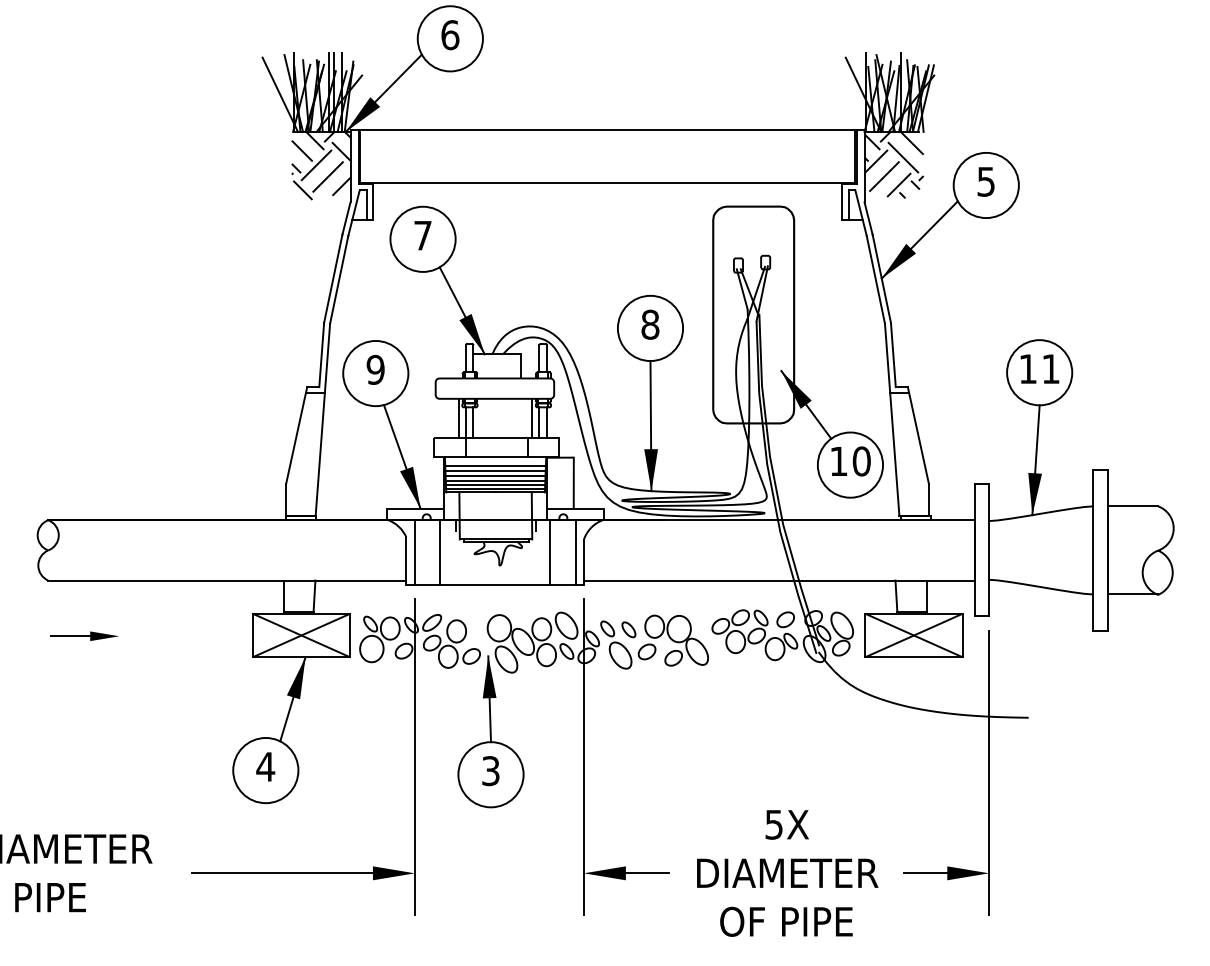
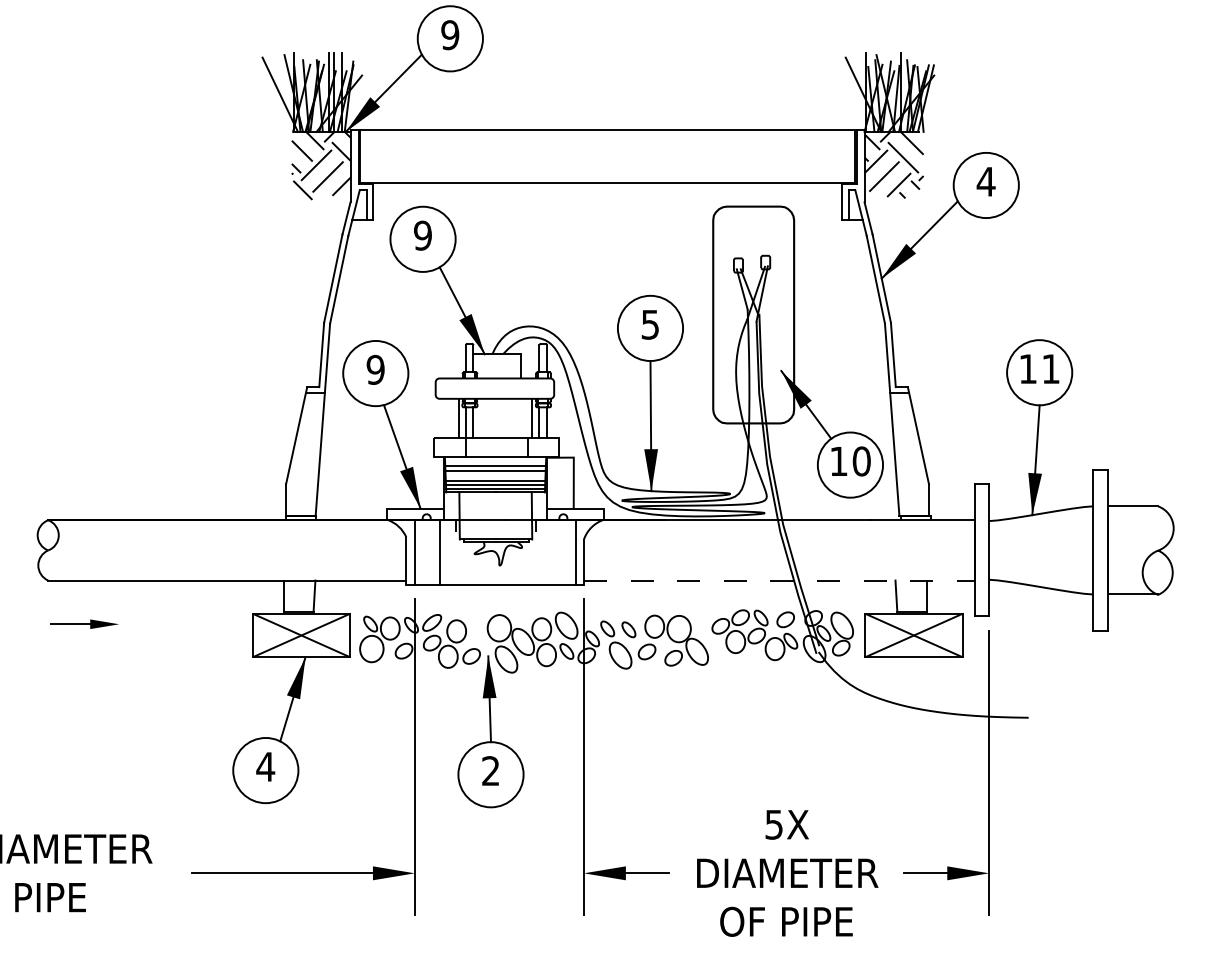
text: 6 -> 9 (450, 35)
text: 5 -> 4 (985, 181)
text: 7 -> 9 (422, 235)
text: 8 -> 5 (650, 324)
line: present -> none (495, 476)
line: present -> none (550, 552)
line: solid -> dashed (779, 580)
part position: (84, 635) -> (84, 623) (84, 623)
text: 3 -> 2 (490, 771)
